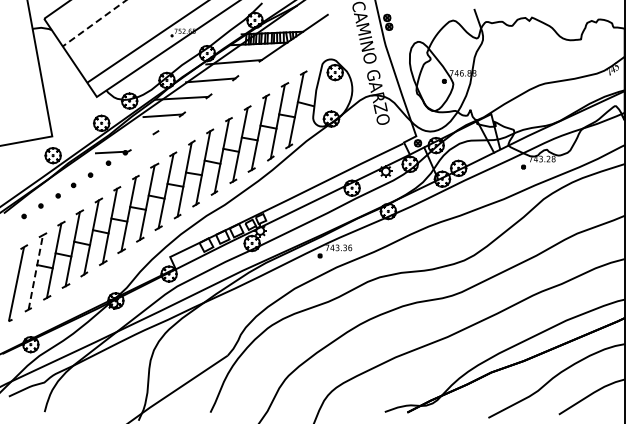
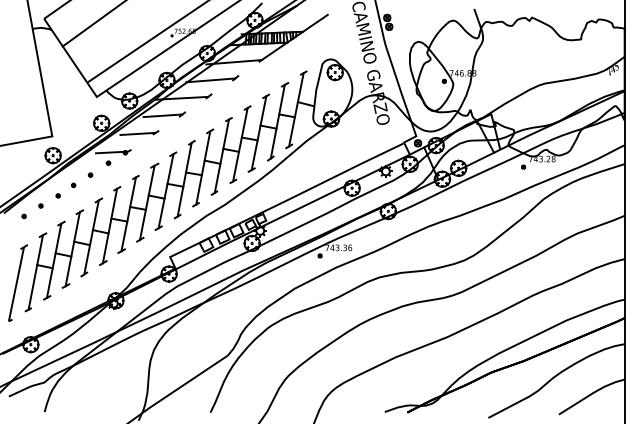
line: dashed -> solid (94, 23)
line: none -> present (137, 133)
line: dashed -> solid (35, 272)
